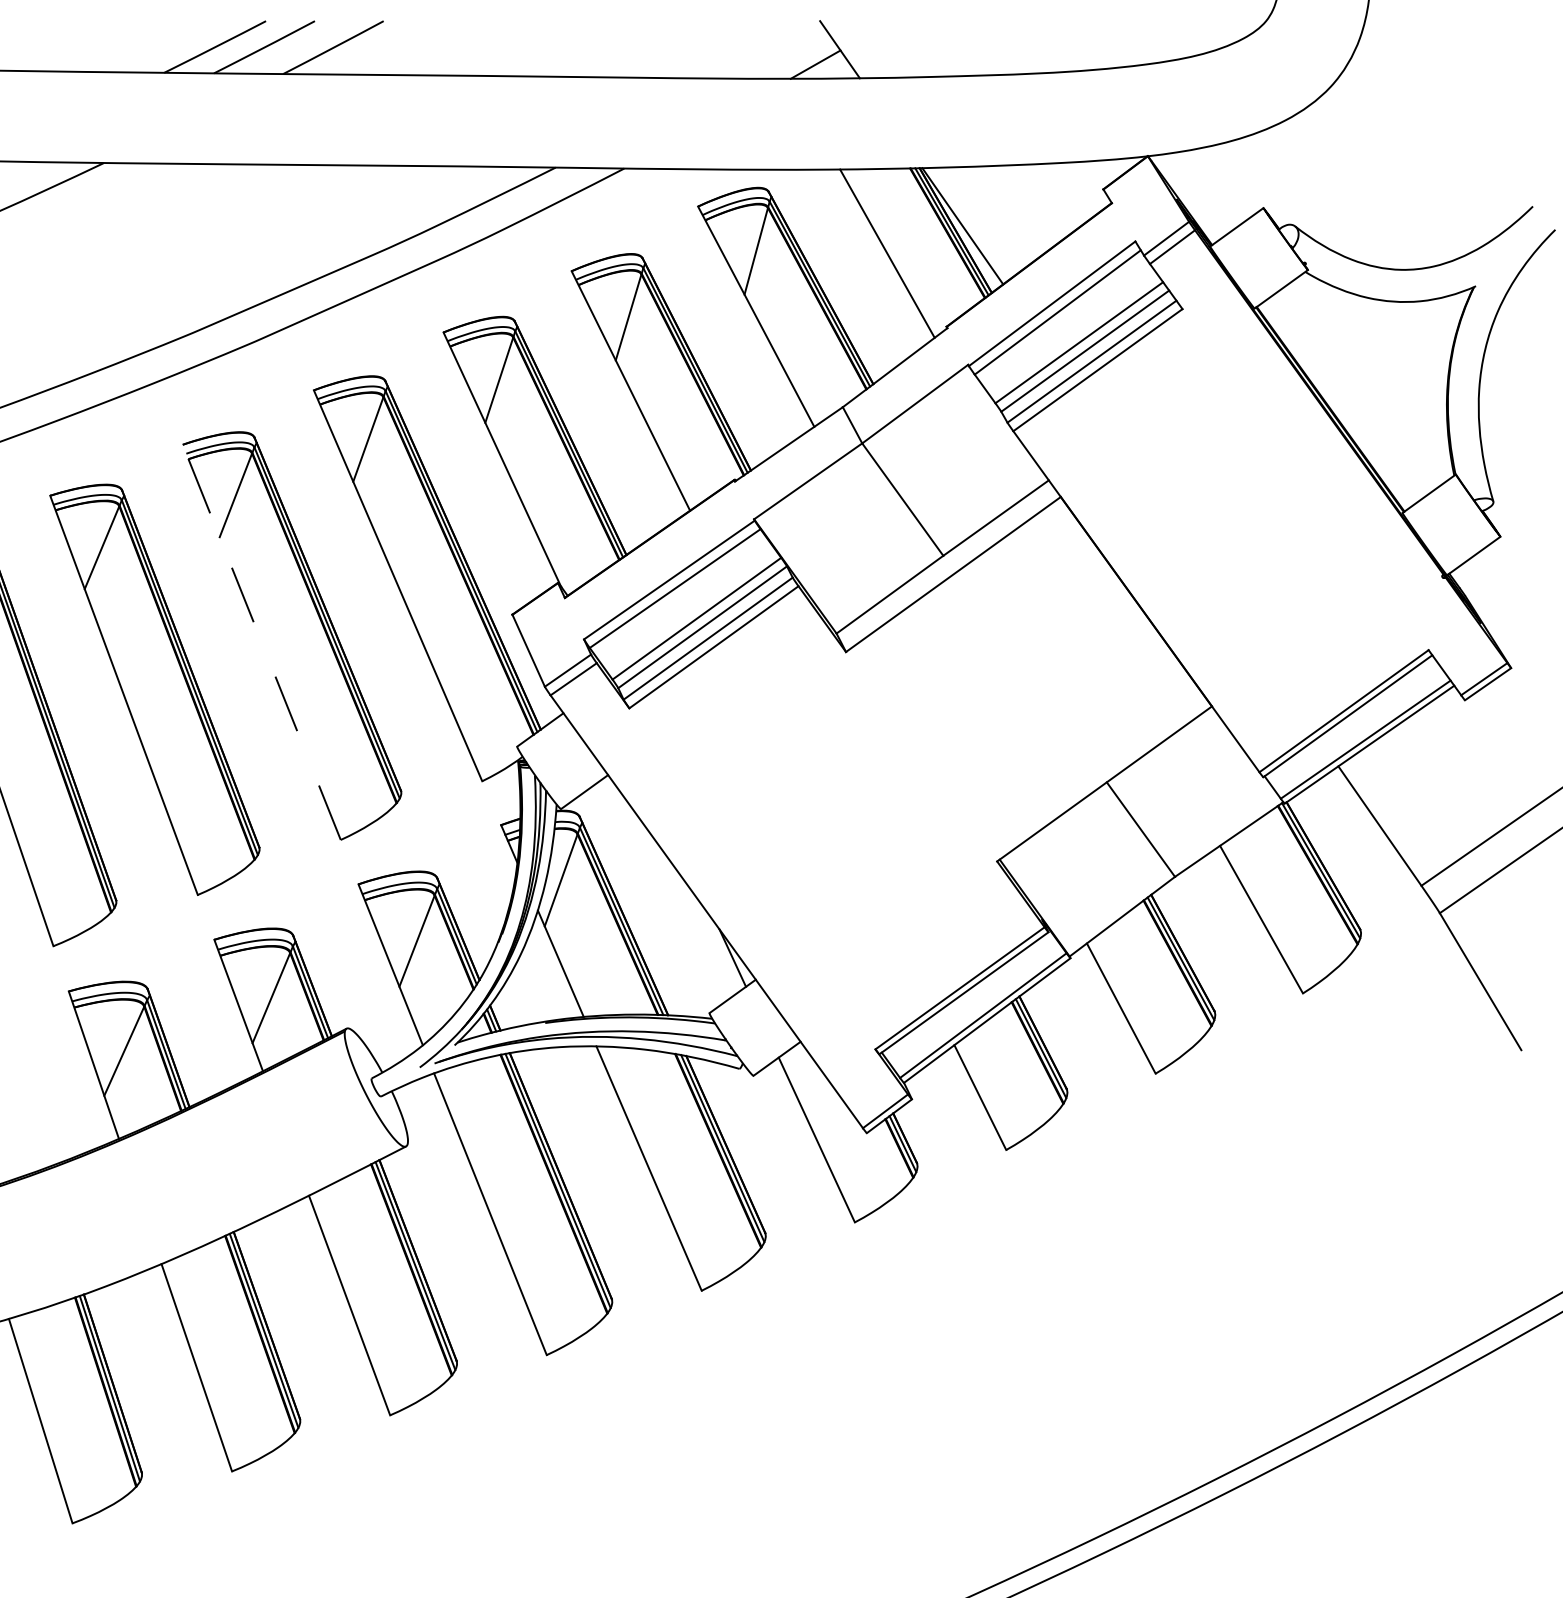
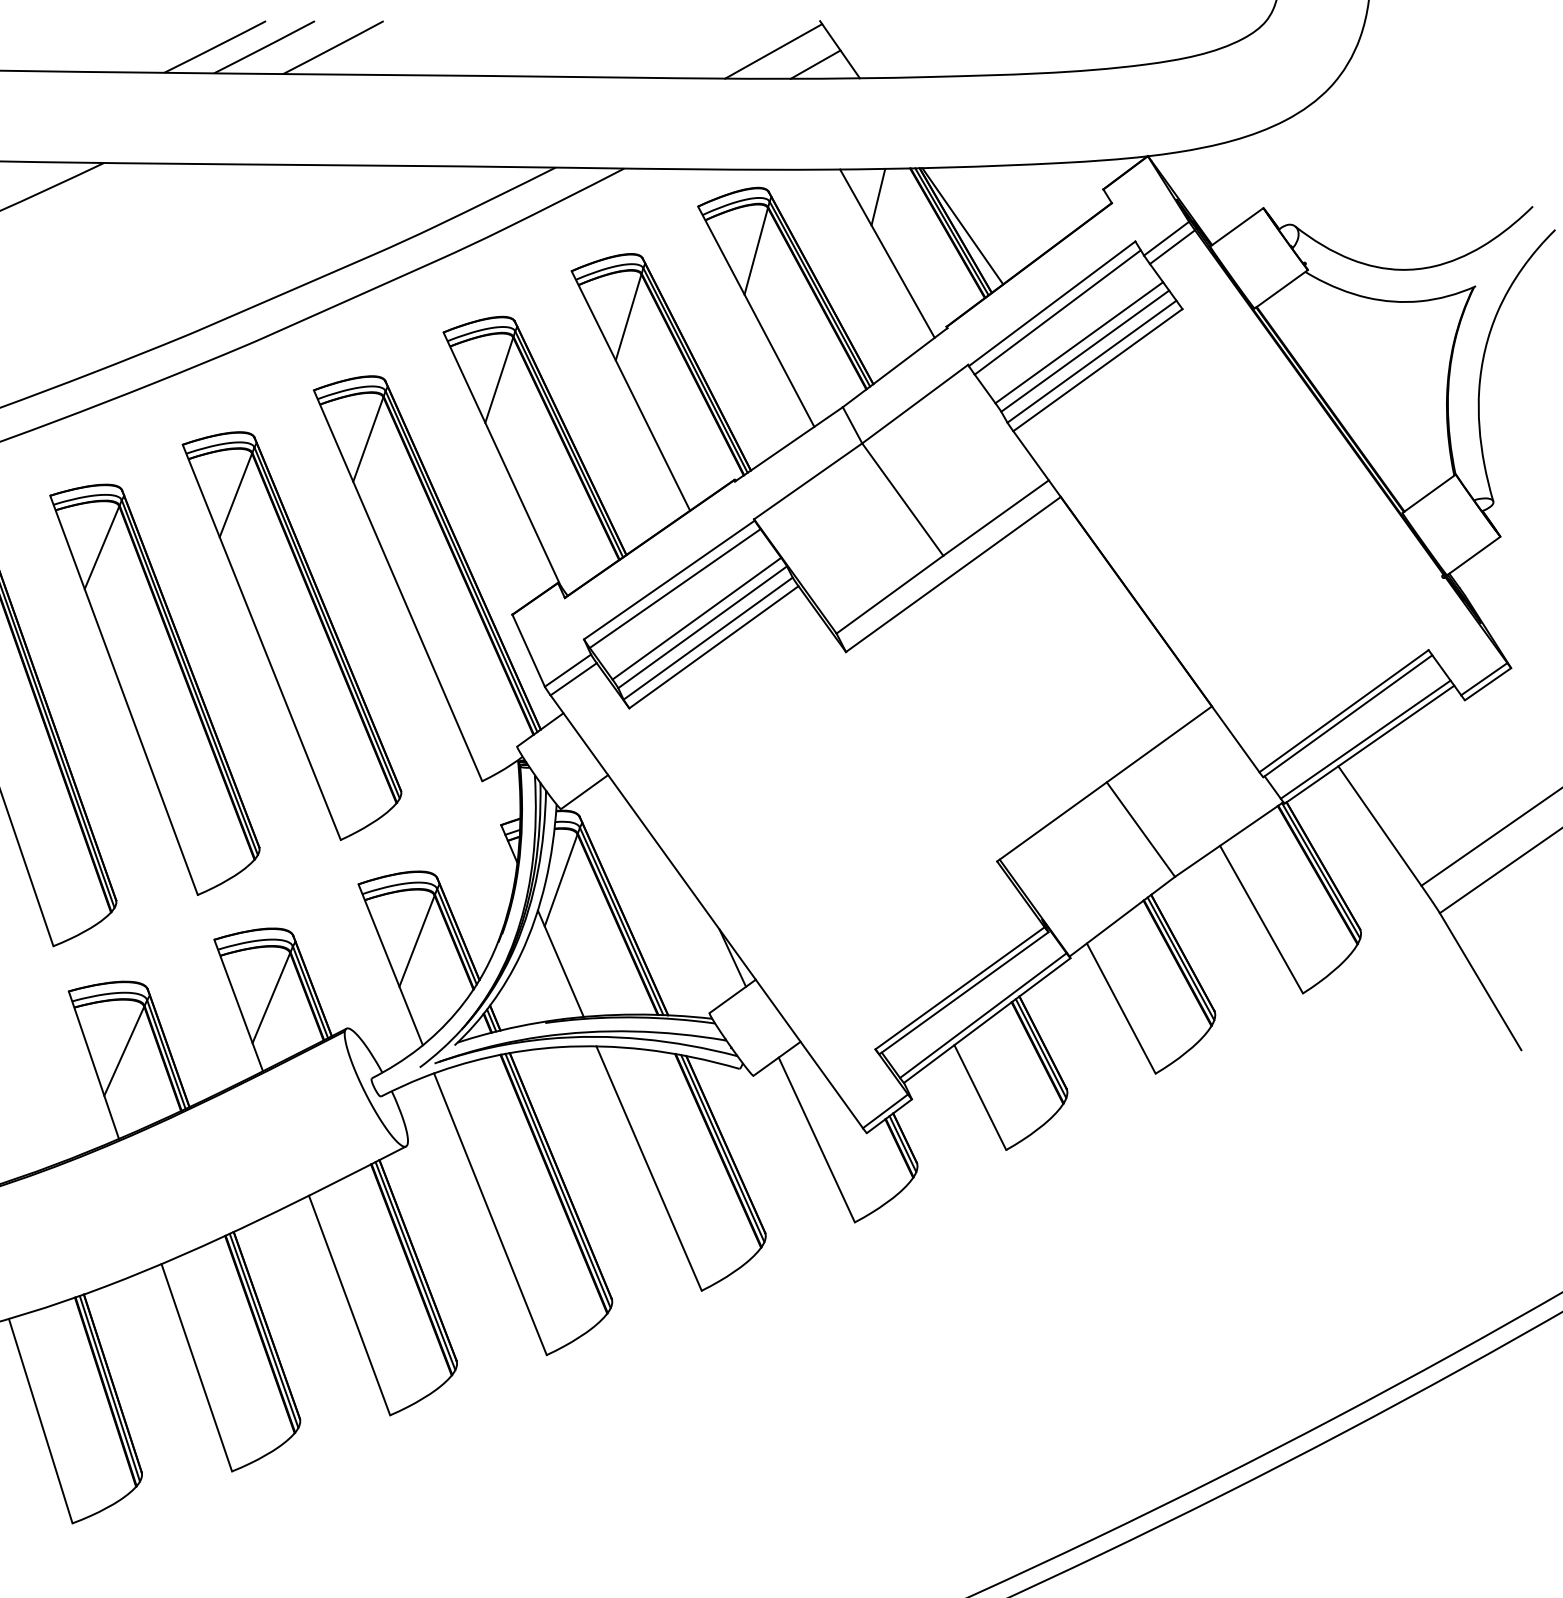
line: none -> present (773, 51)
line: none -> present (878, 196)
line: dashed -> solid (261, 642)
